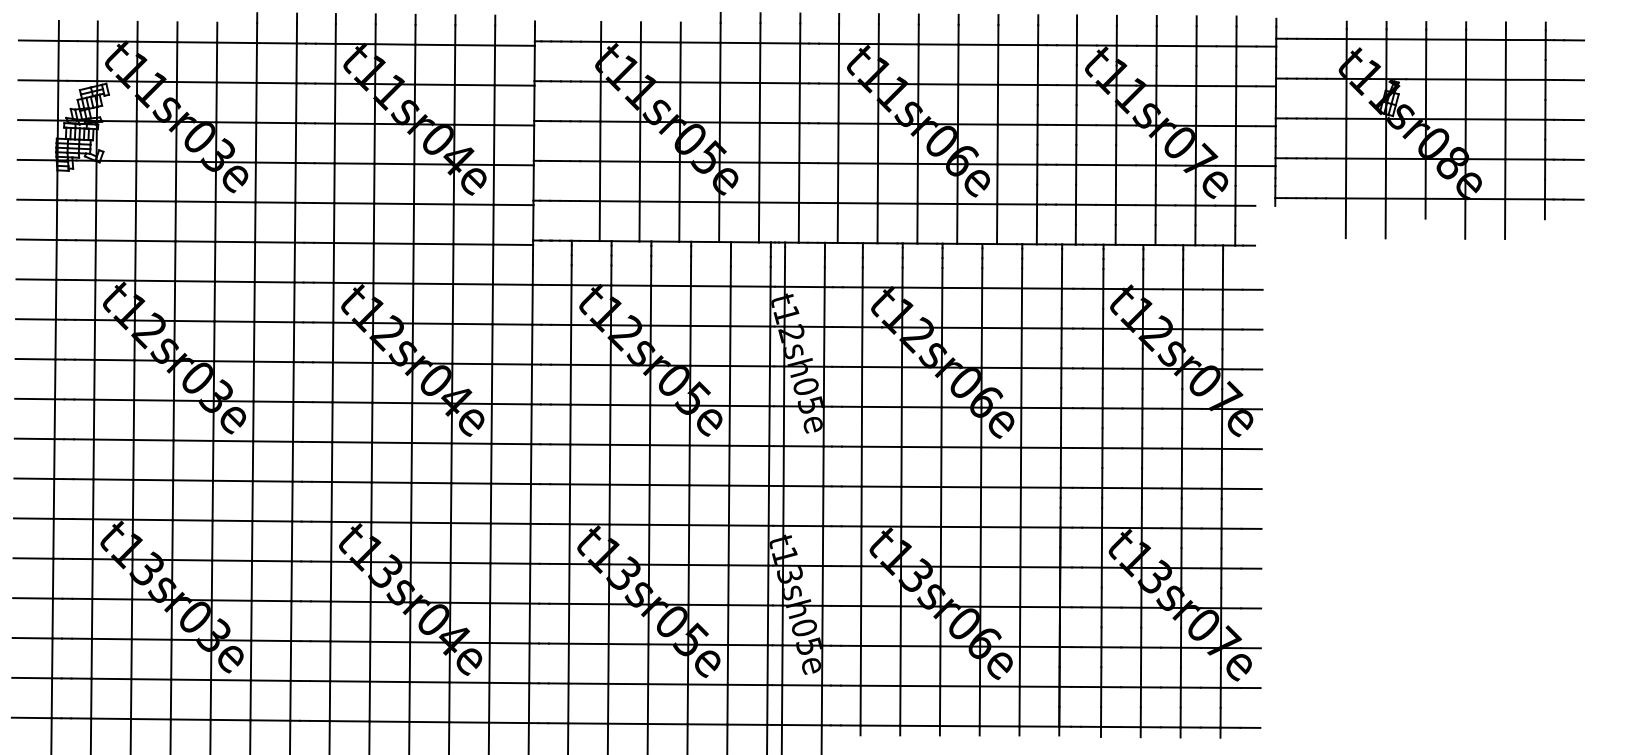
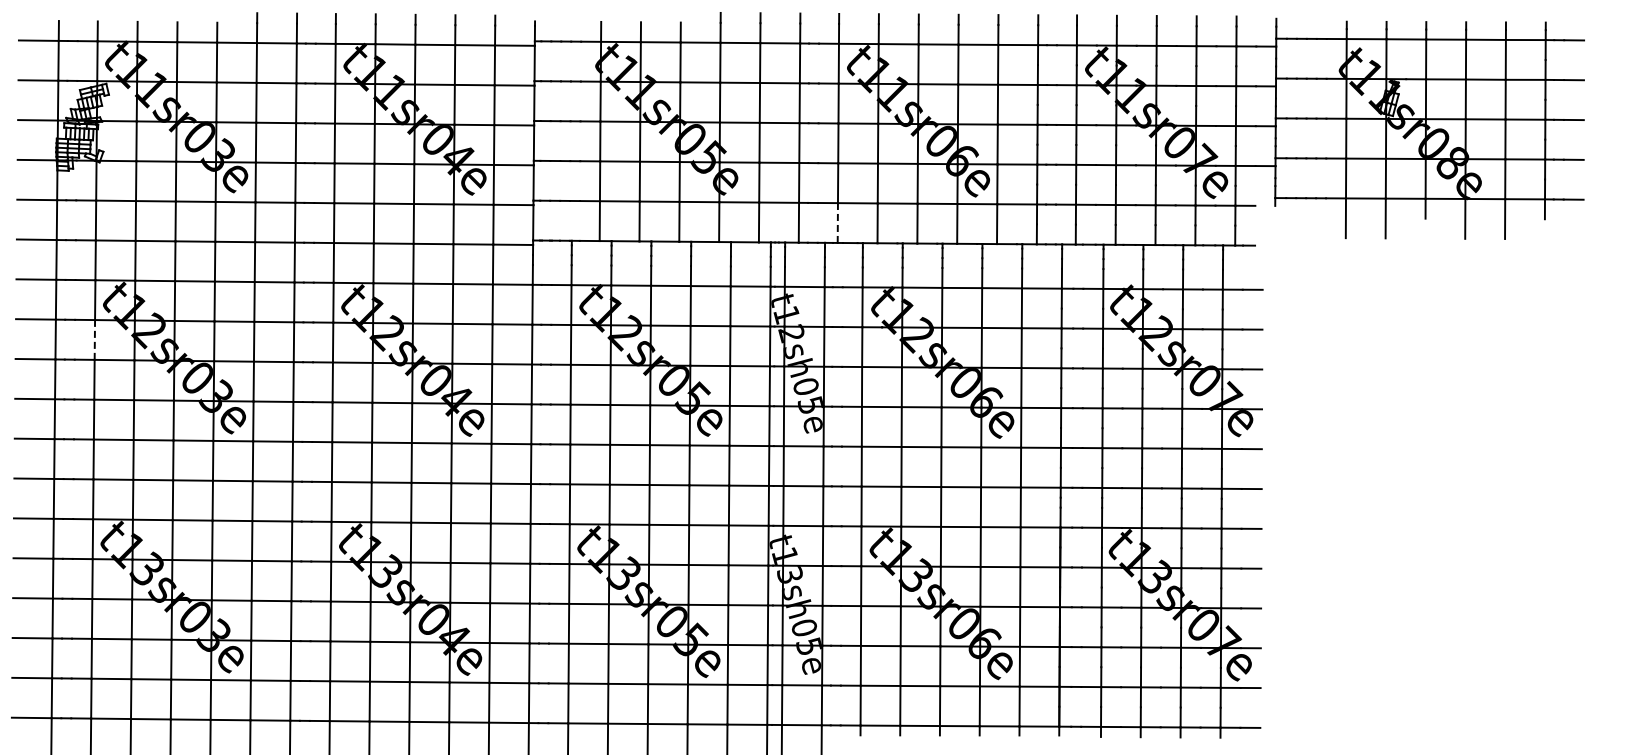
line: solid -> dashed (837, 223)
line: solid -> dashed (94, 339)
